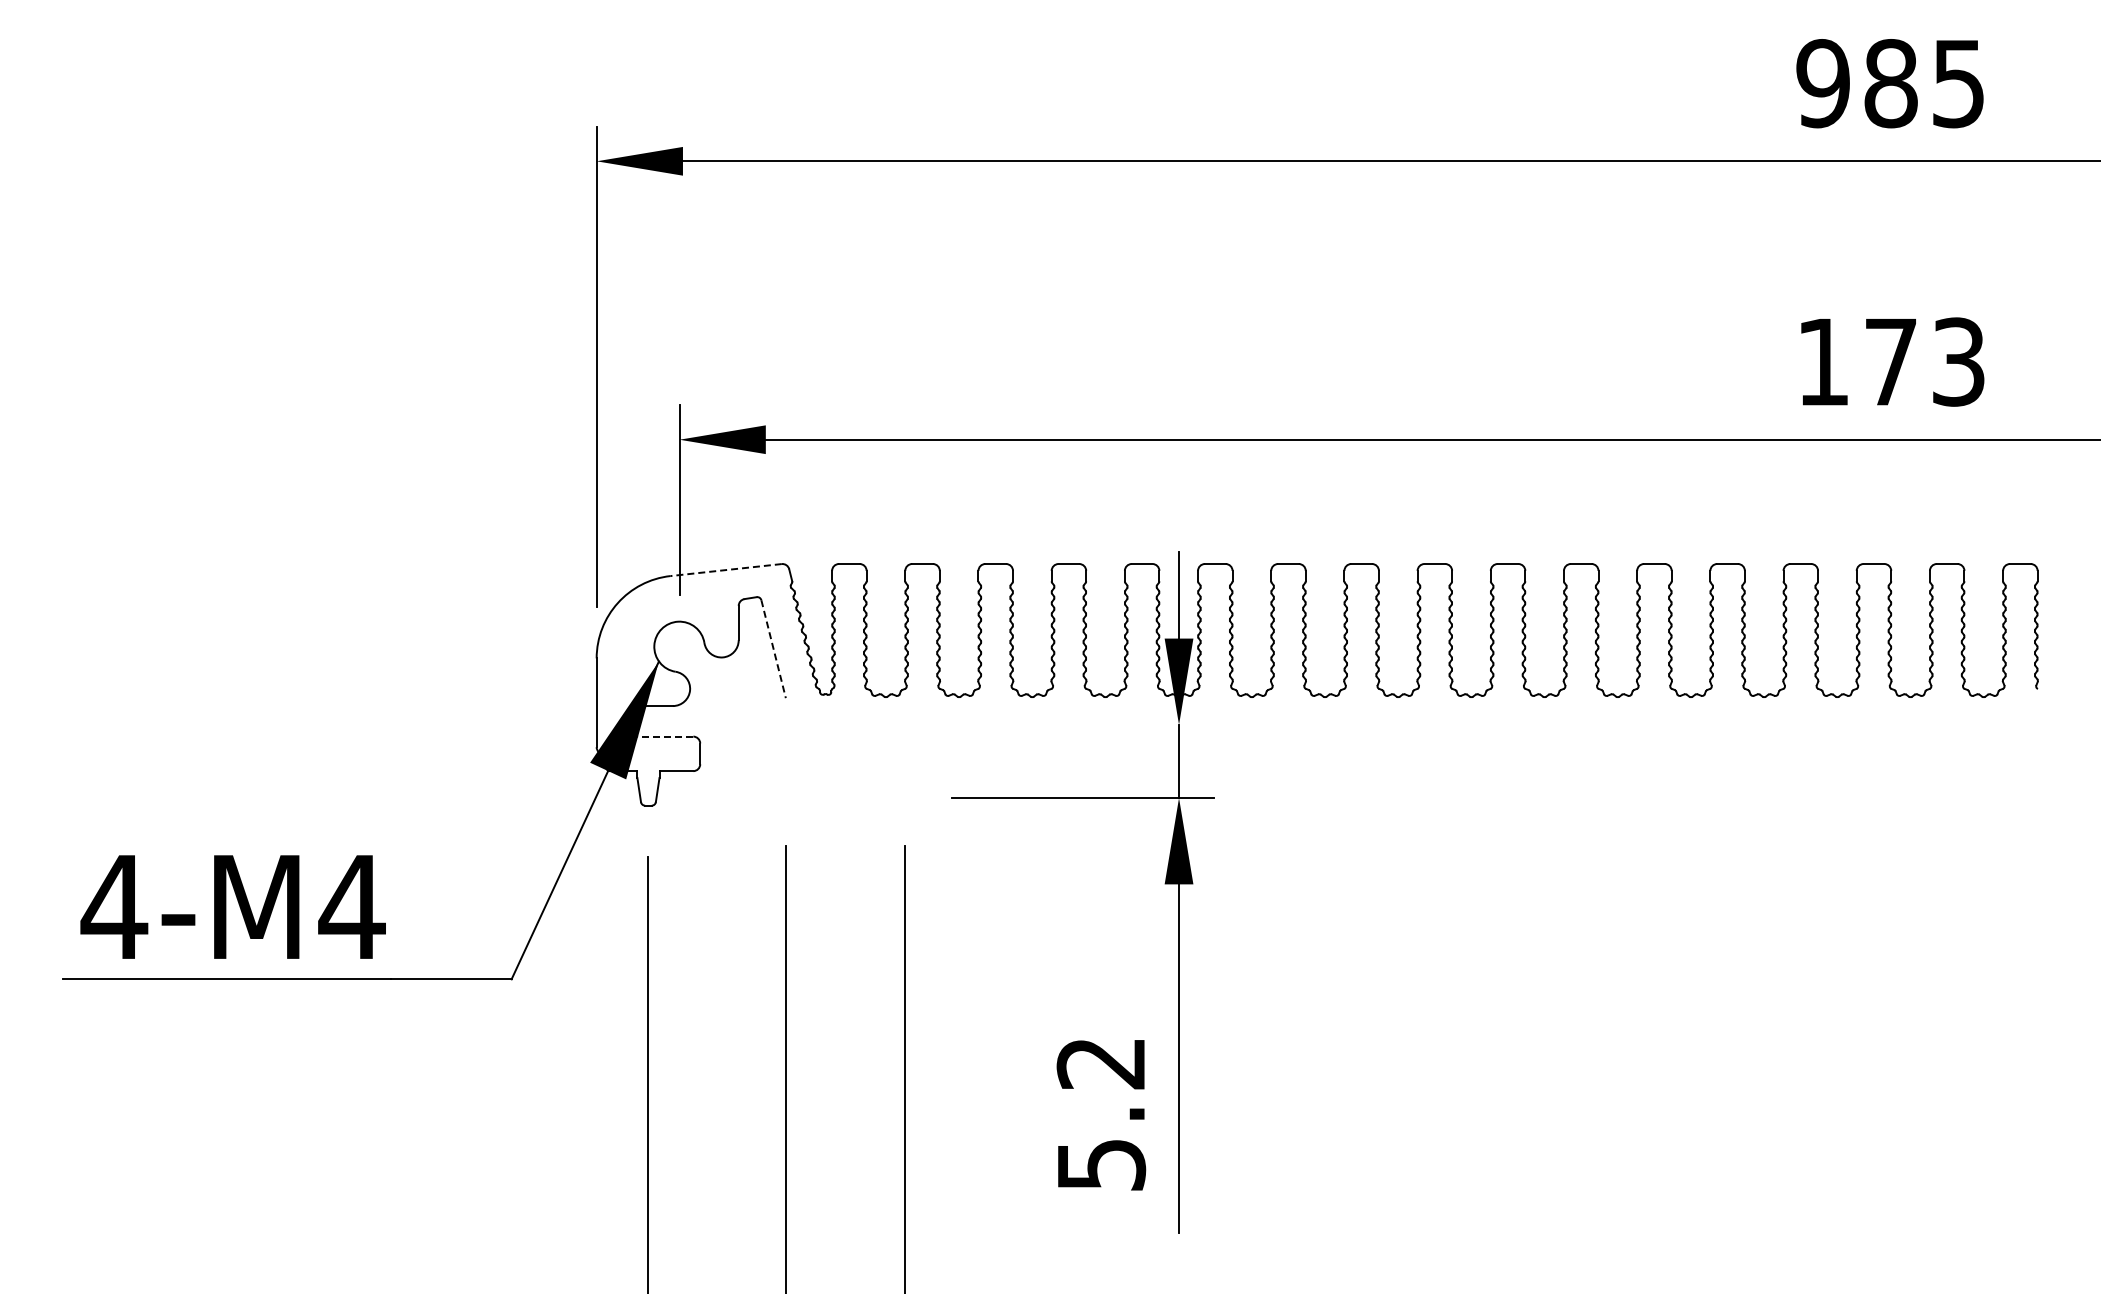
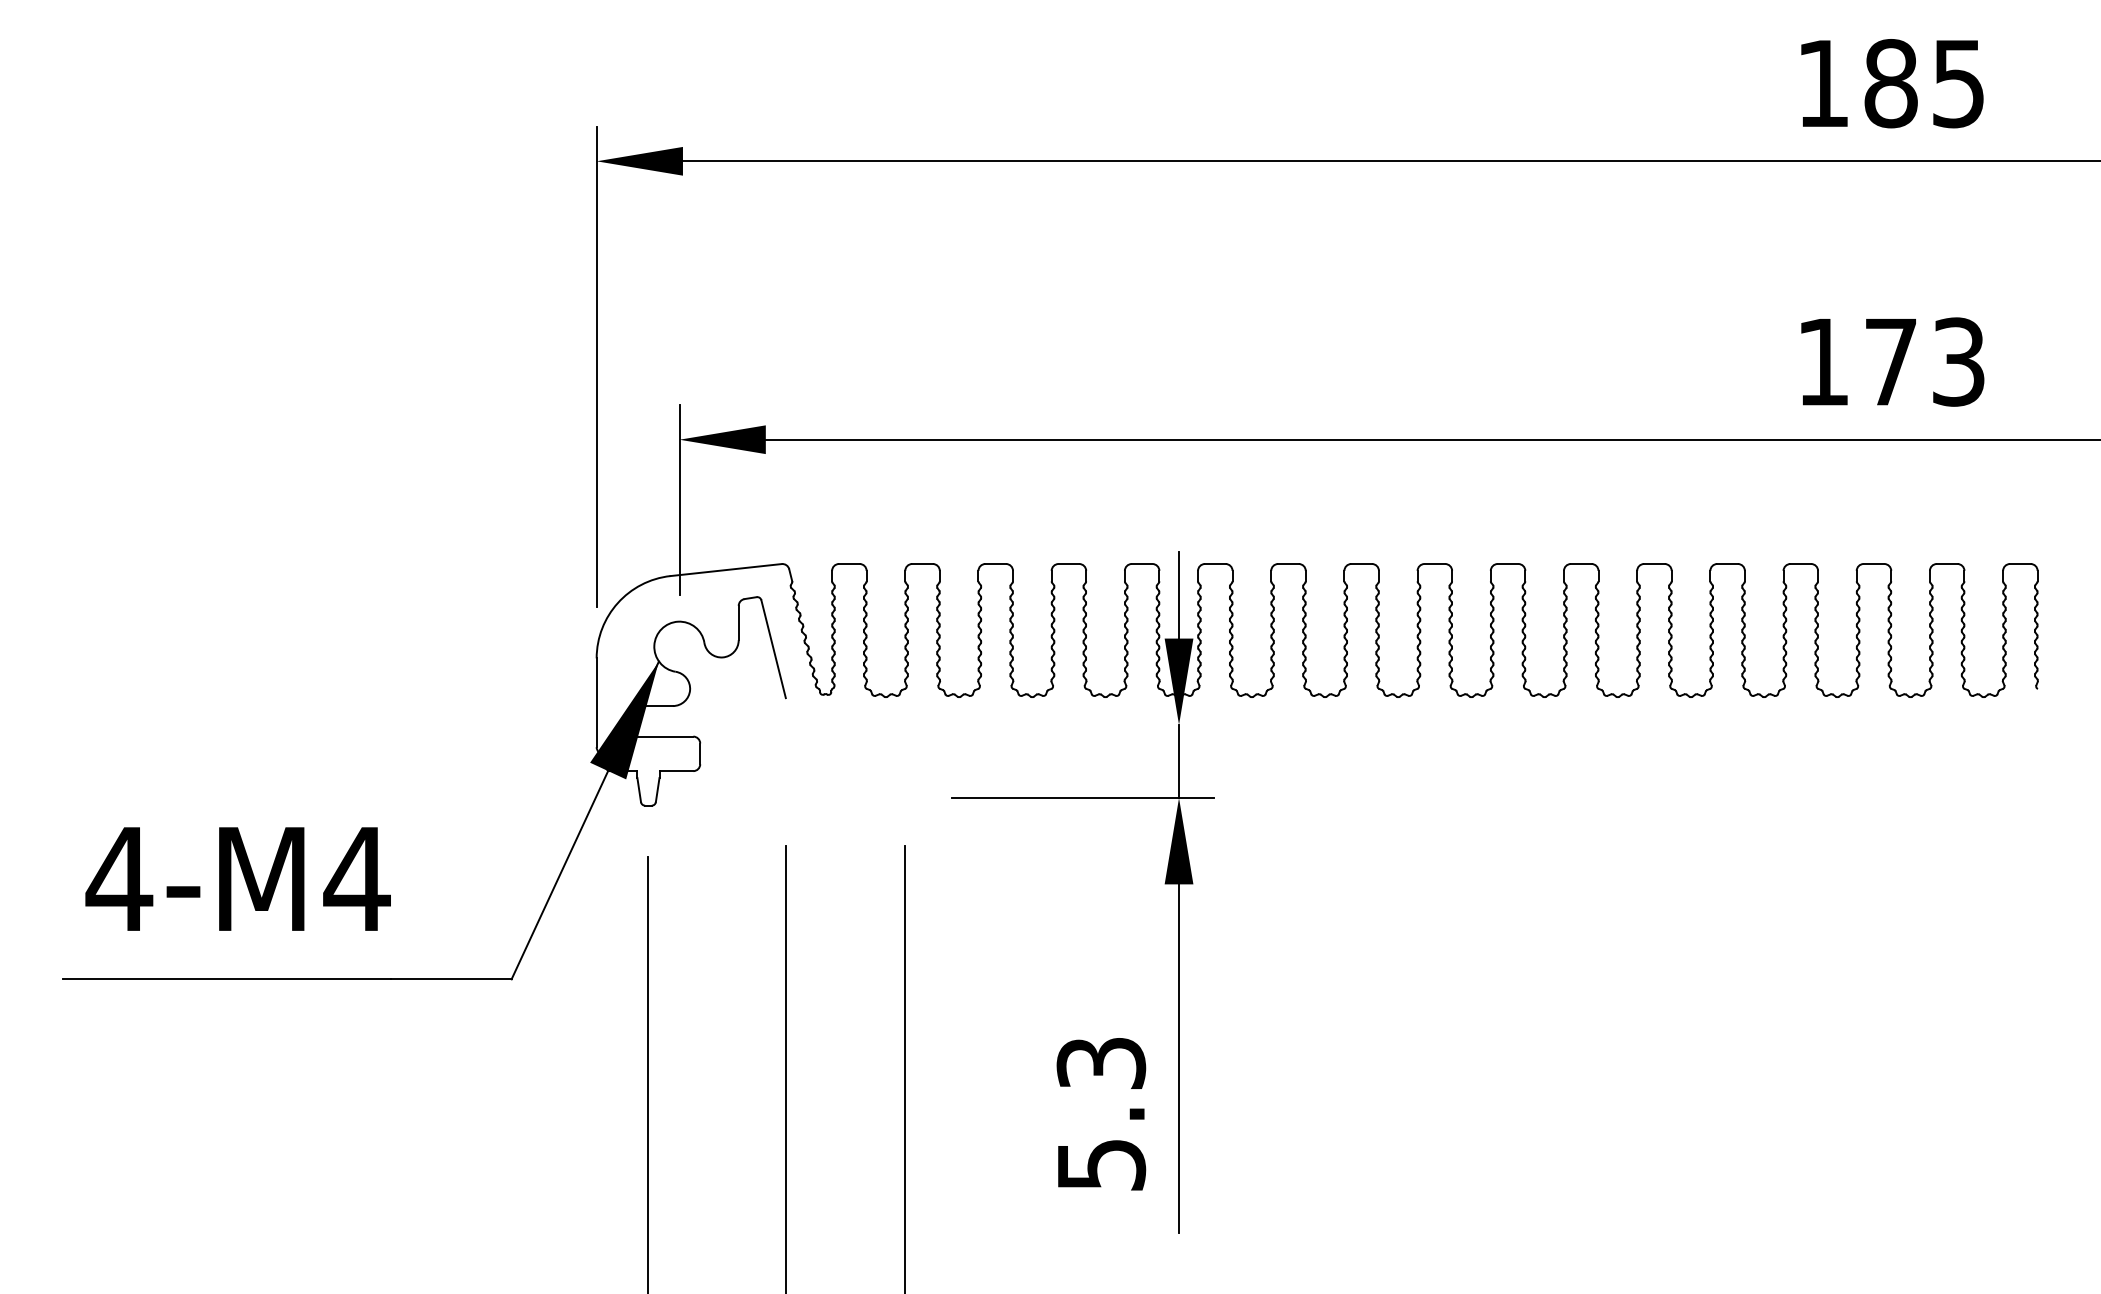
text: 985 -> 185 (1822, 83)
line: dashed -> solid (726, 570)
line: dashed -> solid (773, 649)
line: dashed -> solid (665, 736)
text position: (232, 906) -> (237, 878) (237, 878)
text: 5.2 -> 5.3 (1101, 1063)
